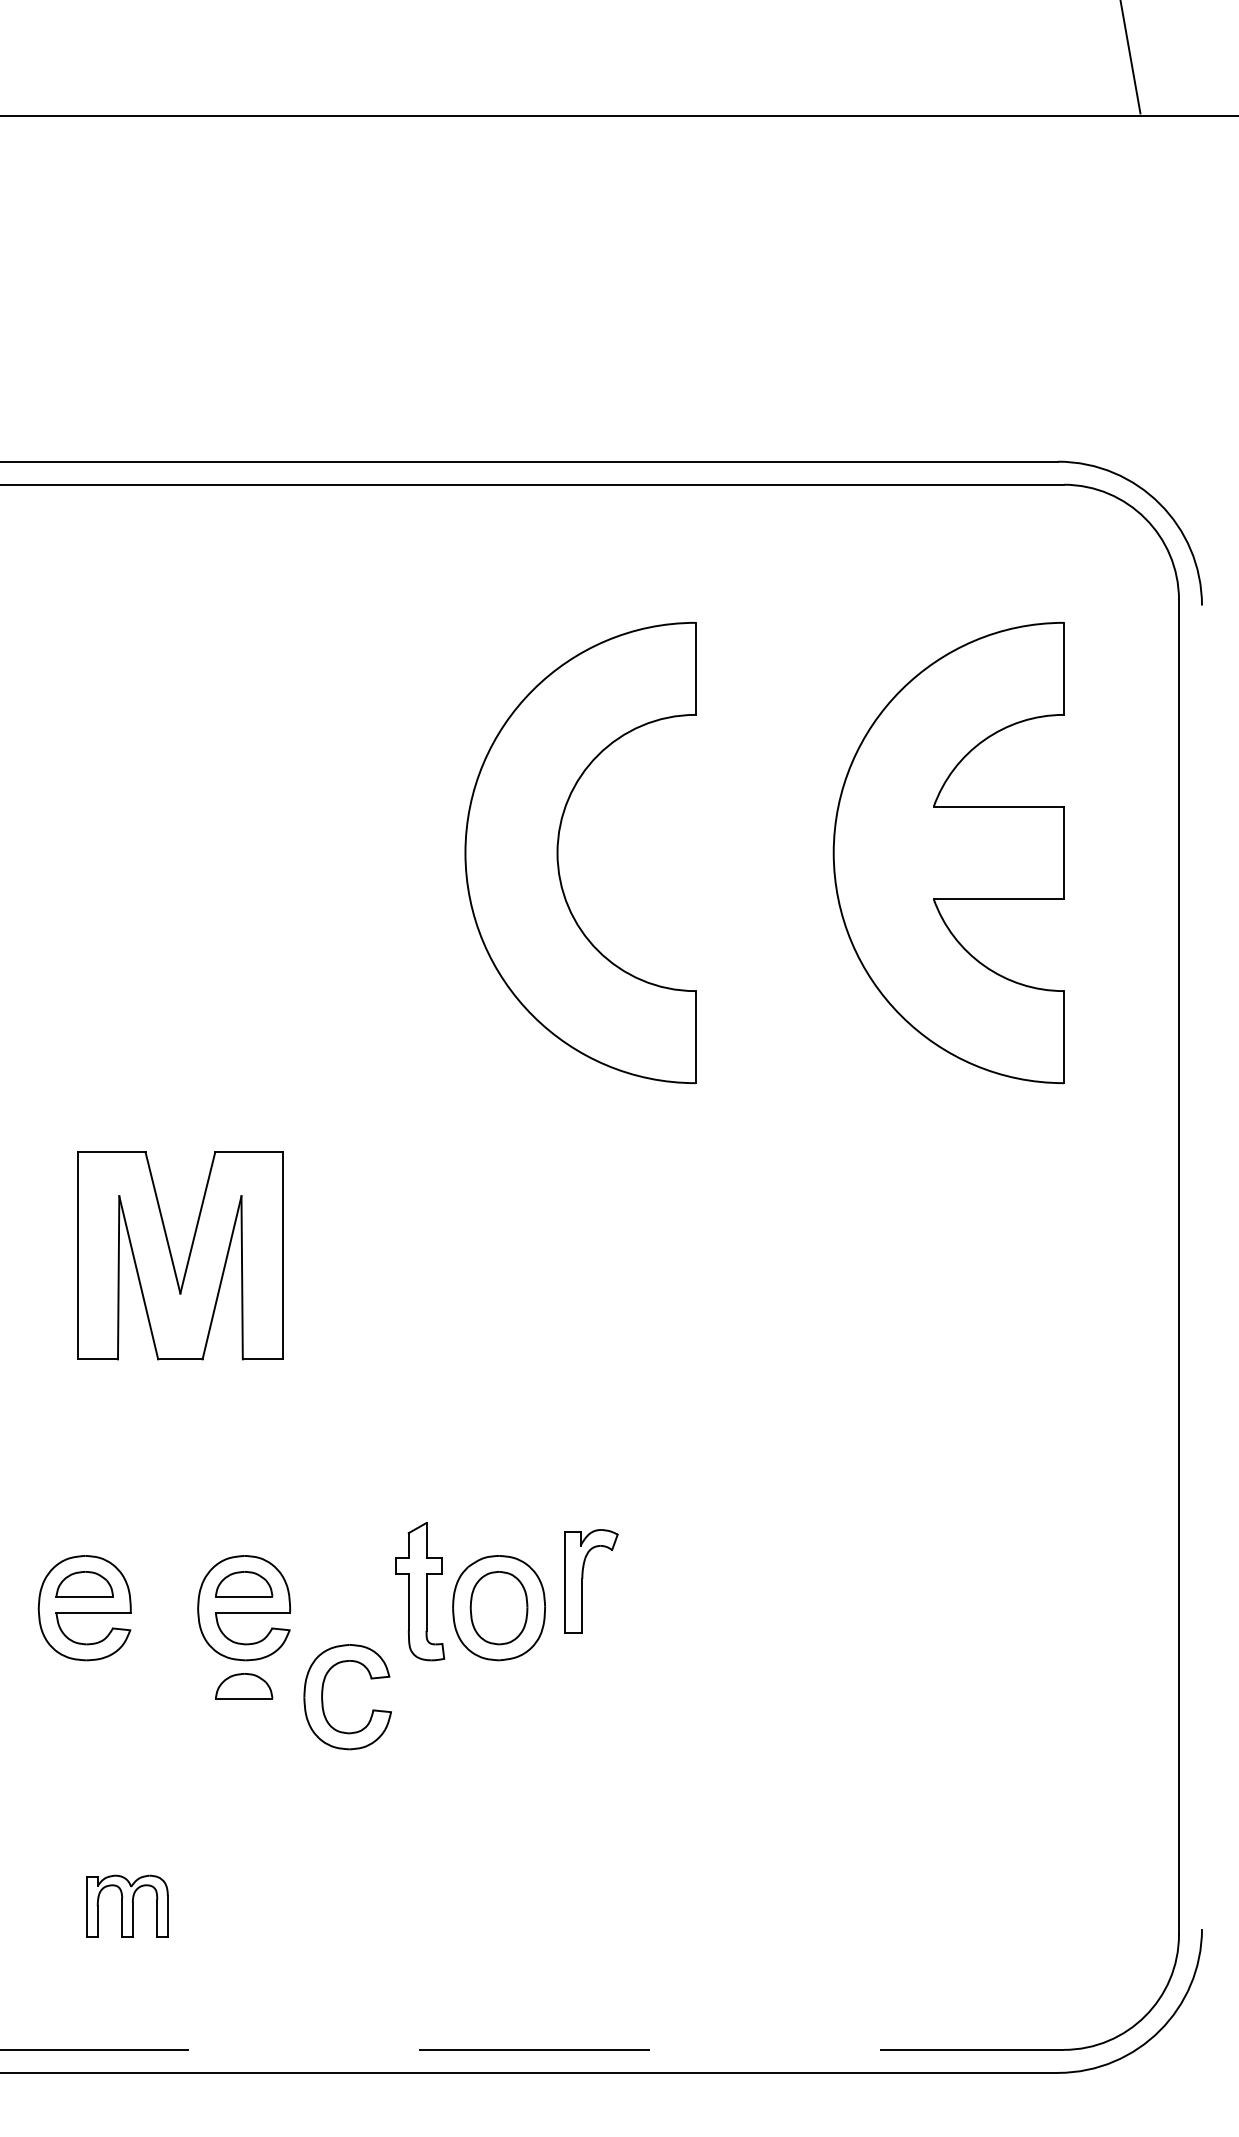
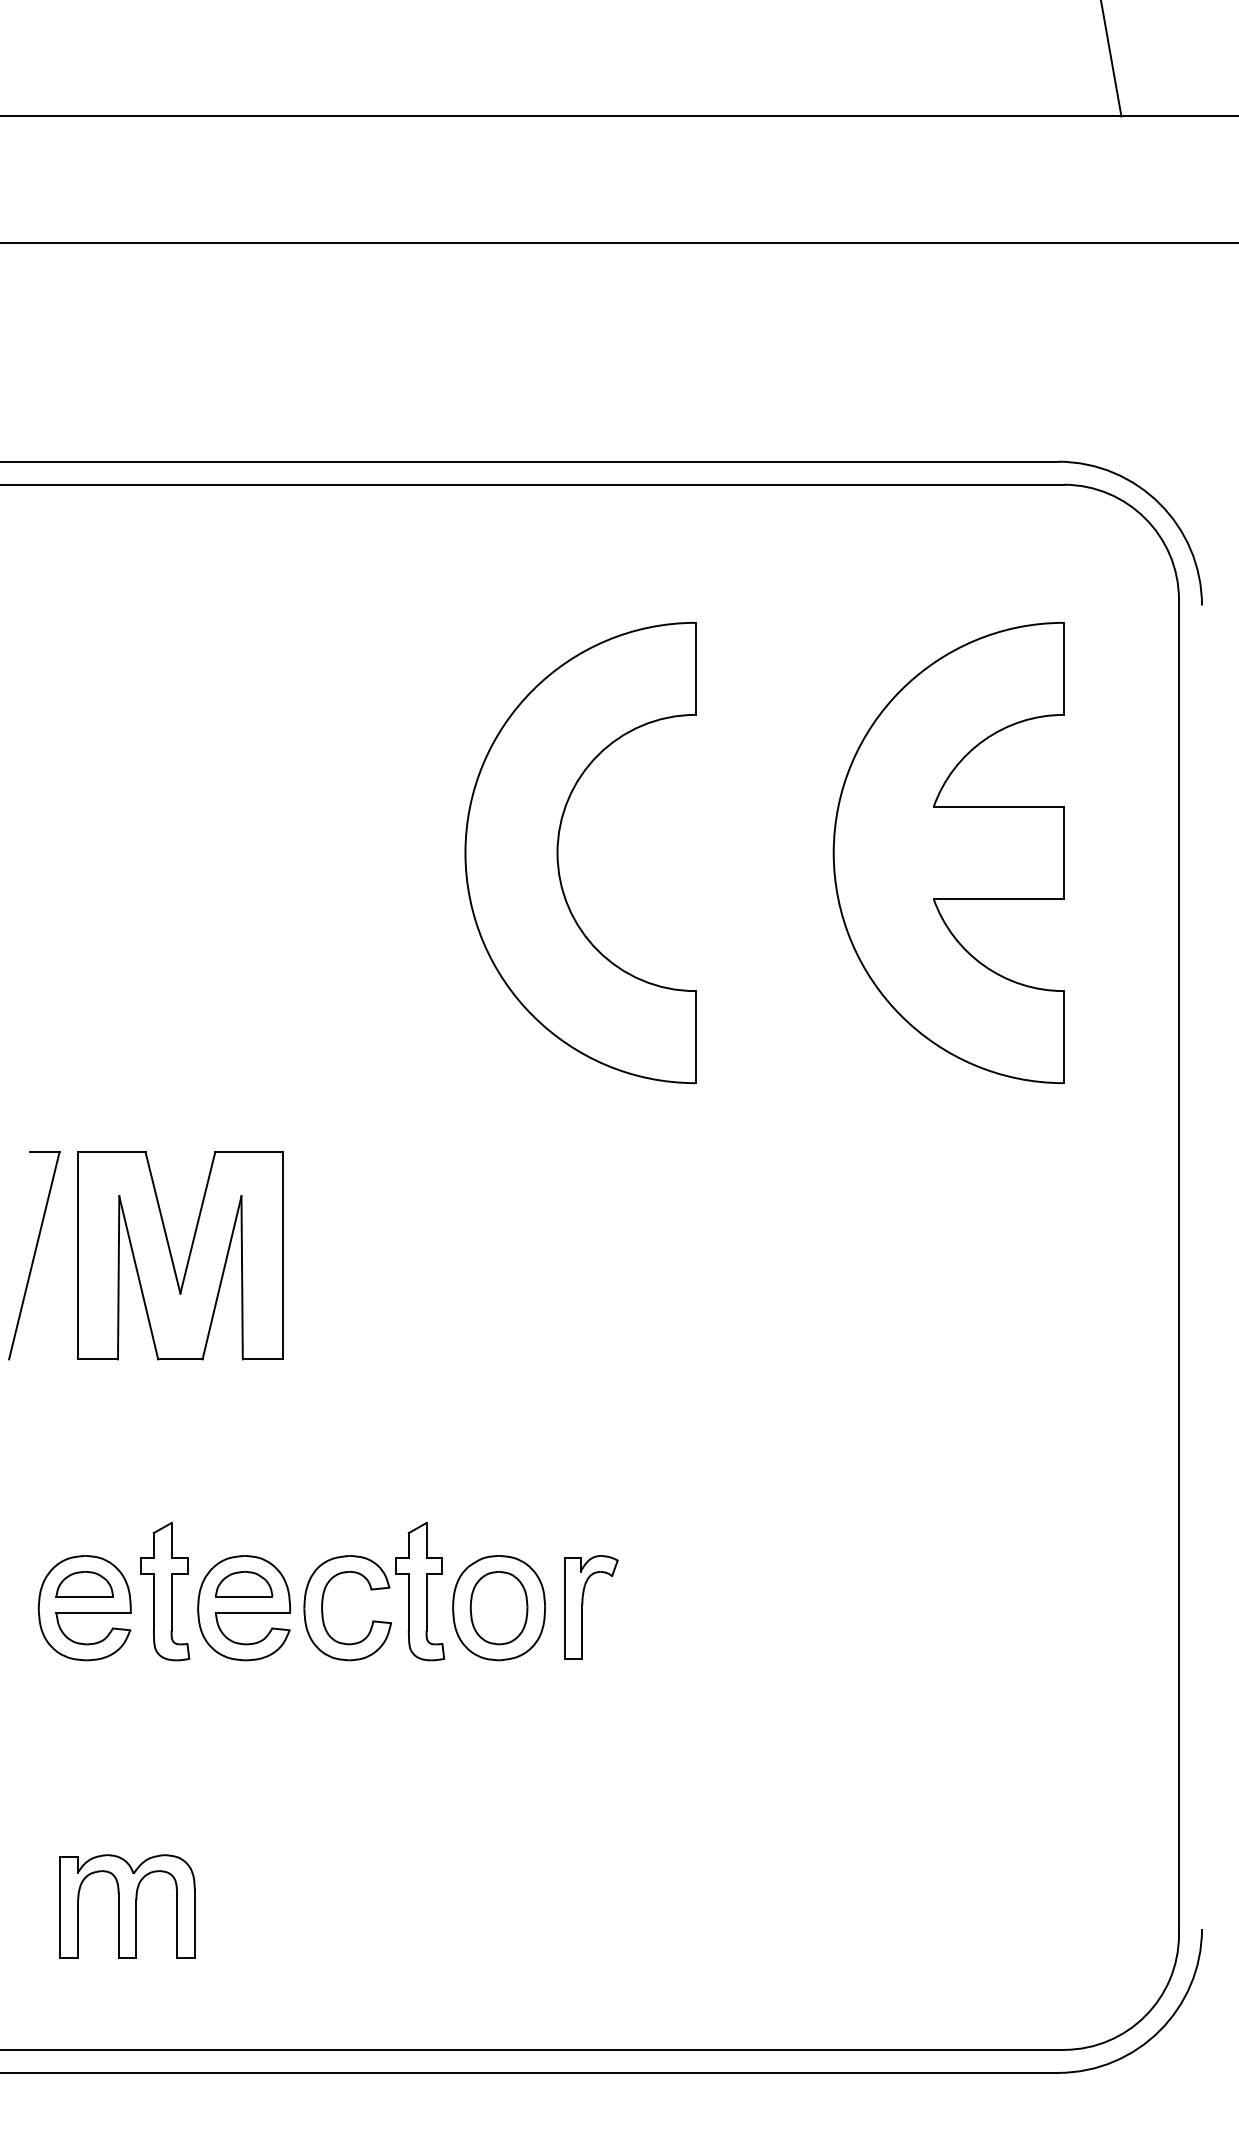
line position: (1130, 57) -> (1111, 59) (1111, 59)
line: none -> present (618, 243)
part: none -> present (34, 1255)
part position: (583, 1578) -> (583, 1604) (583, 1604)
part: none -> present (165, 1591)
part: present -> none (244, 1686)
part position: (323, 1700) -> (323, 1611) (323, 1611)
part size: 83x64 px -> 137x105 px (127, 1906)
line: dashed -> solid (532, 2049)
